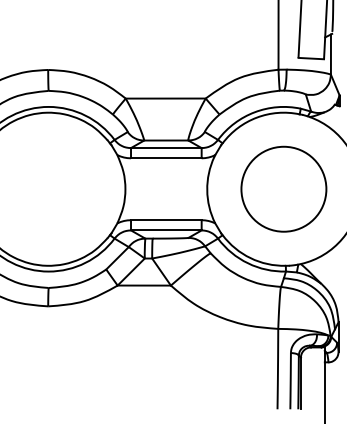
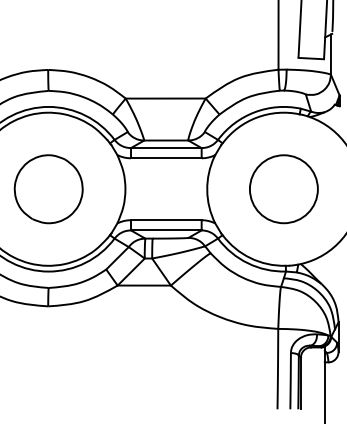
circle diameter: 85 px -> 68 px (283, 189)
part: none -> present (48, 189)
